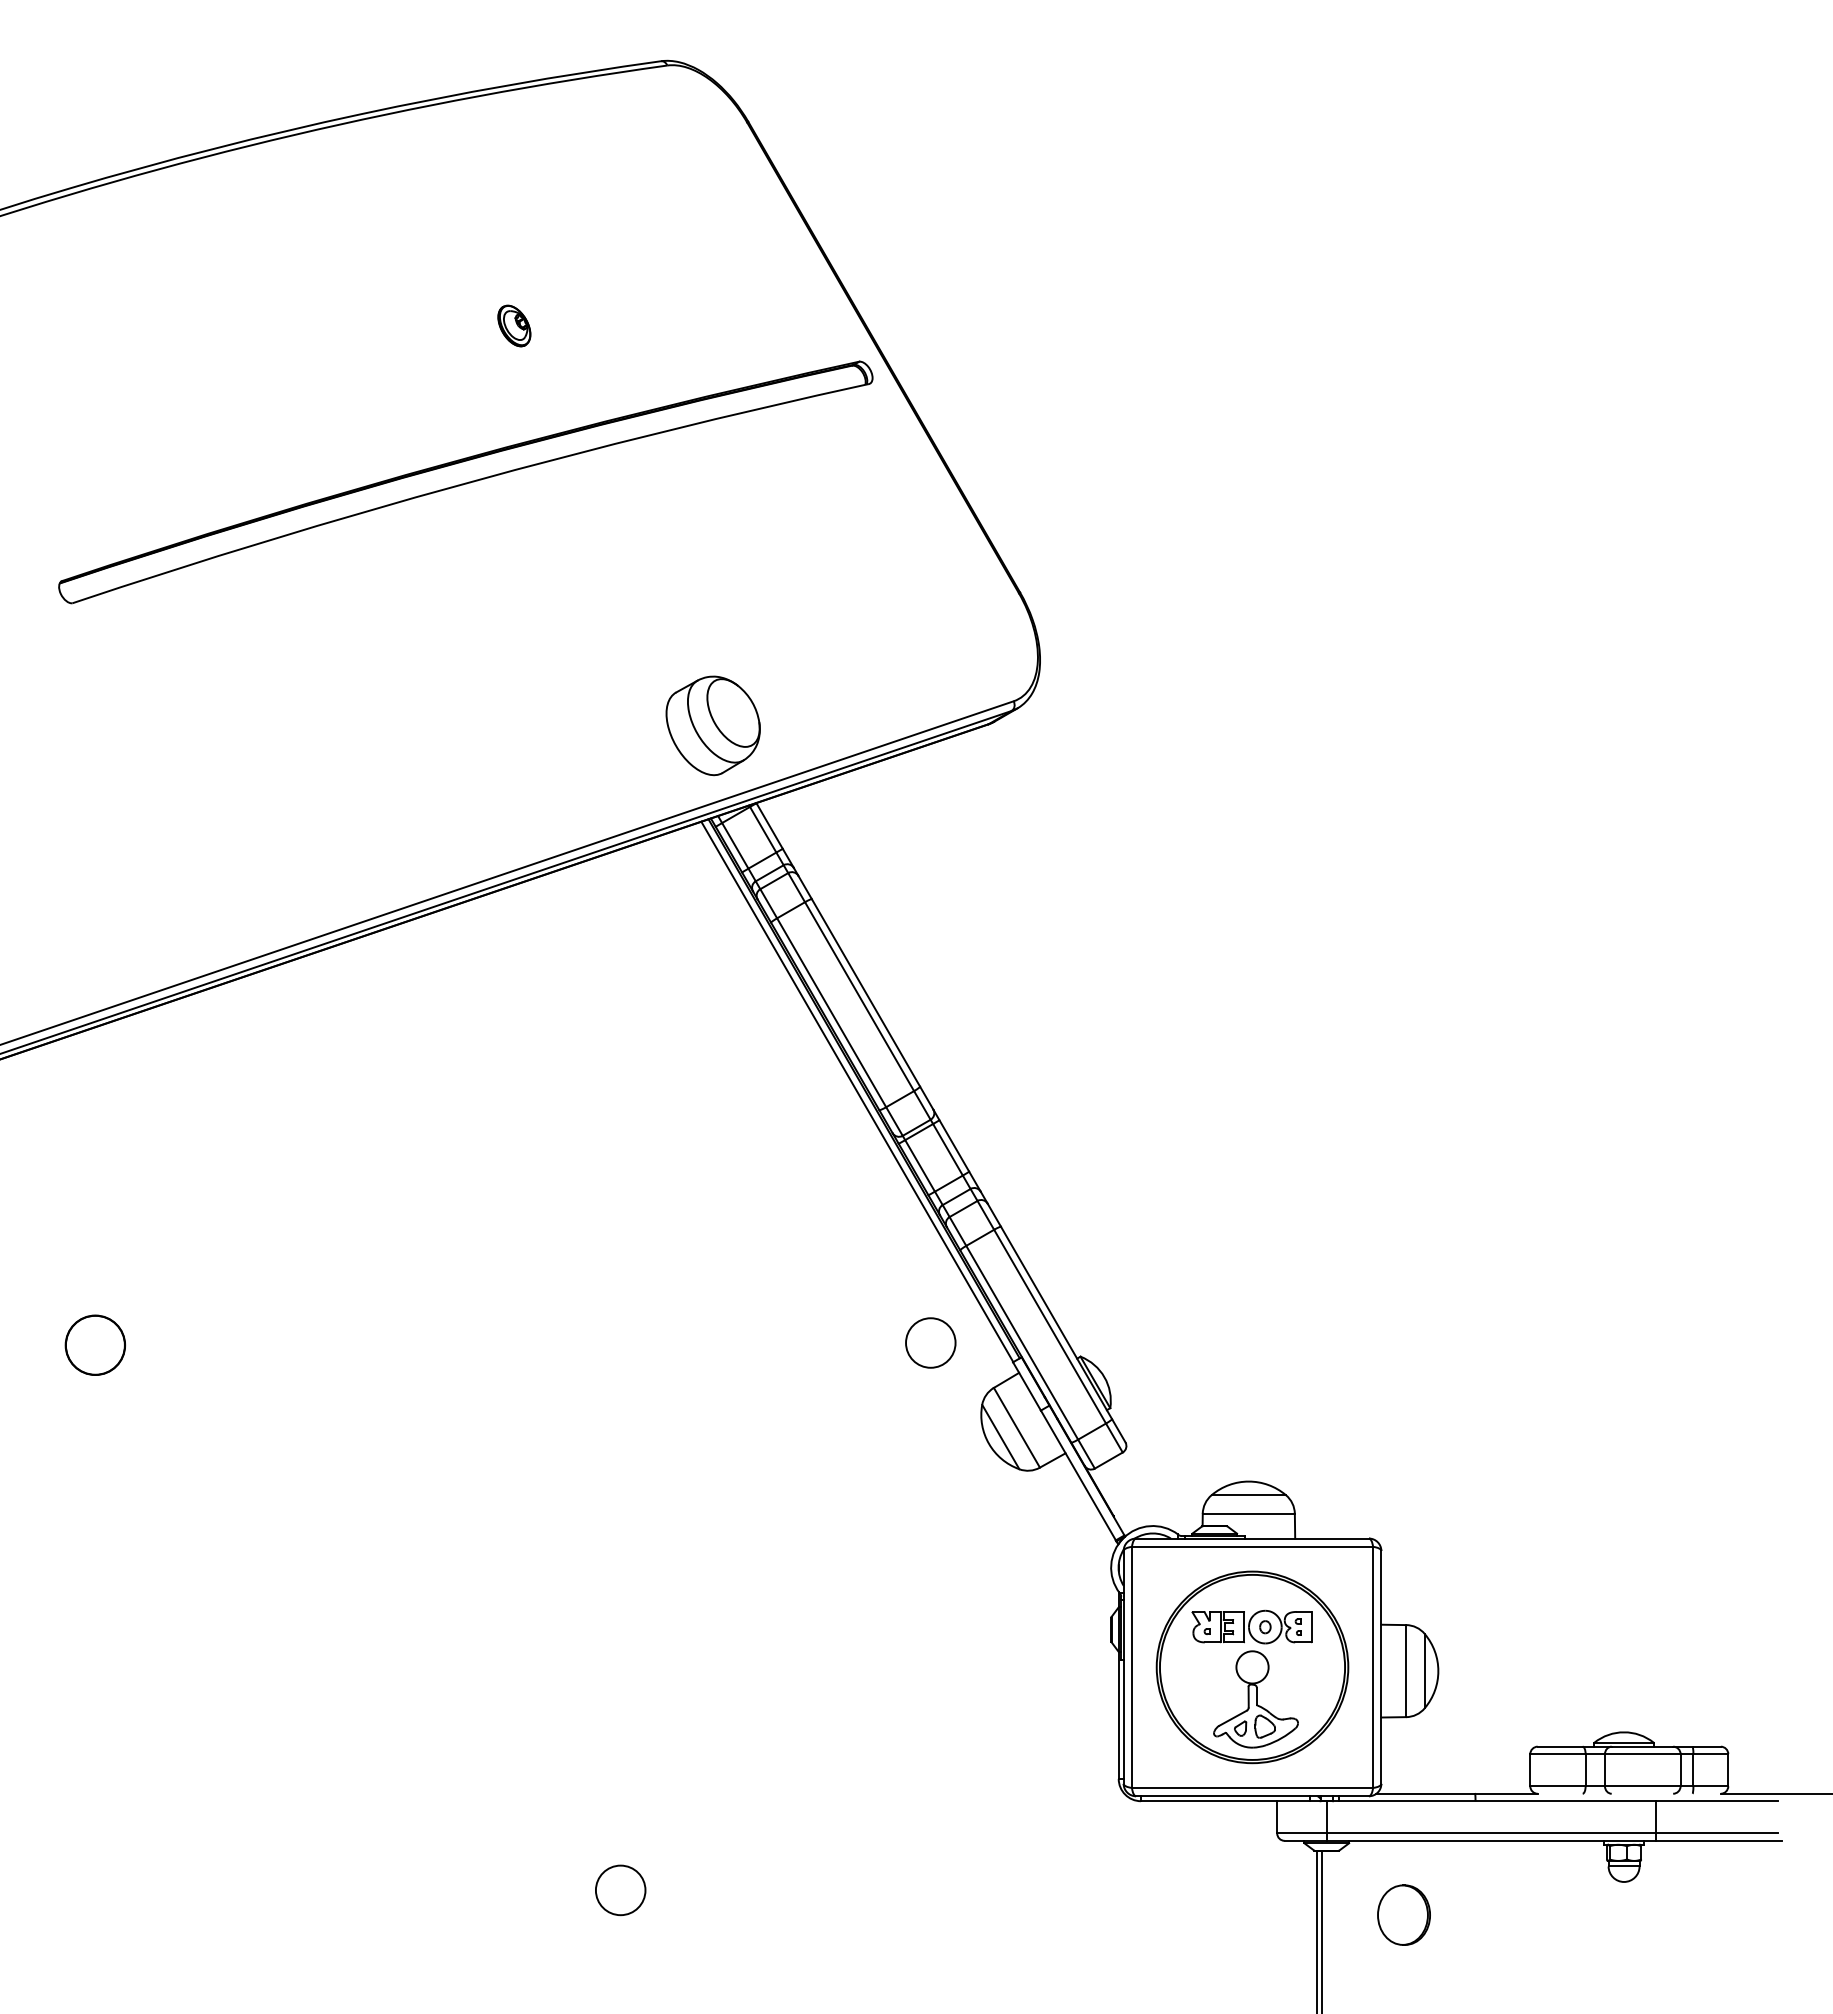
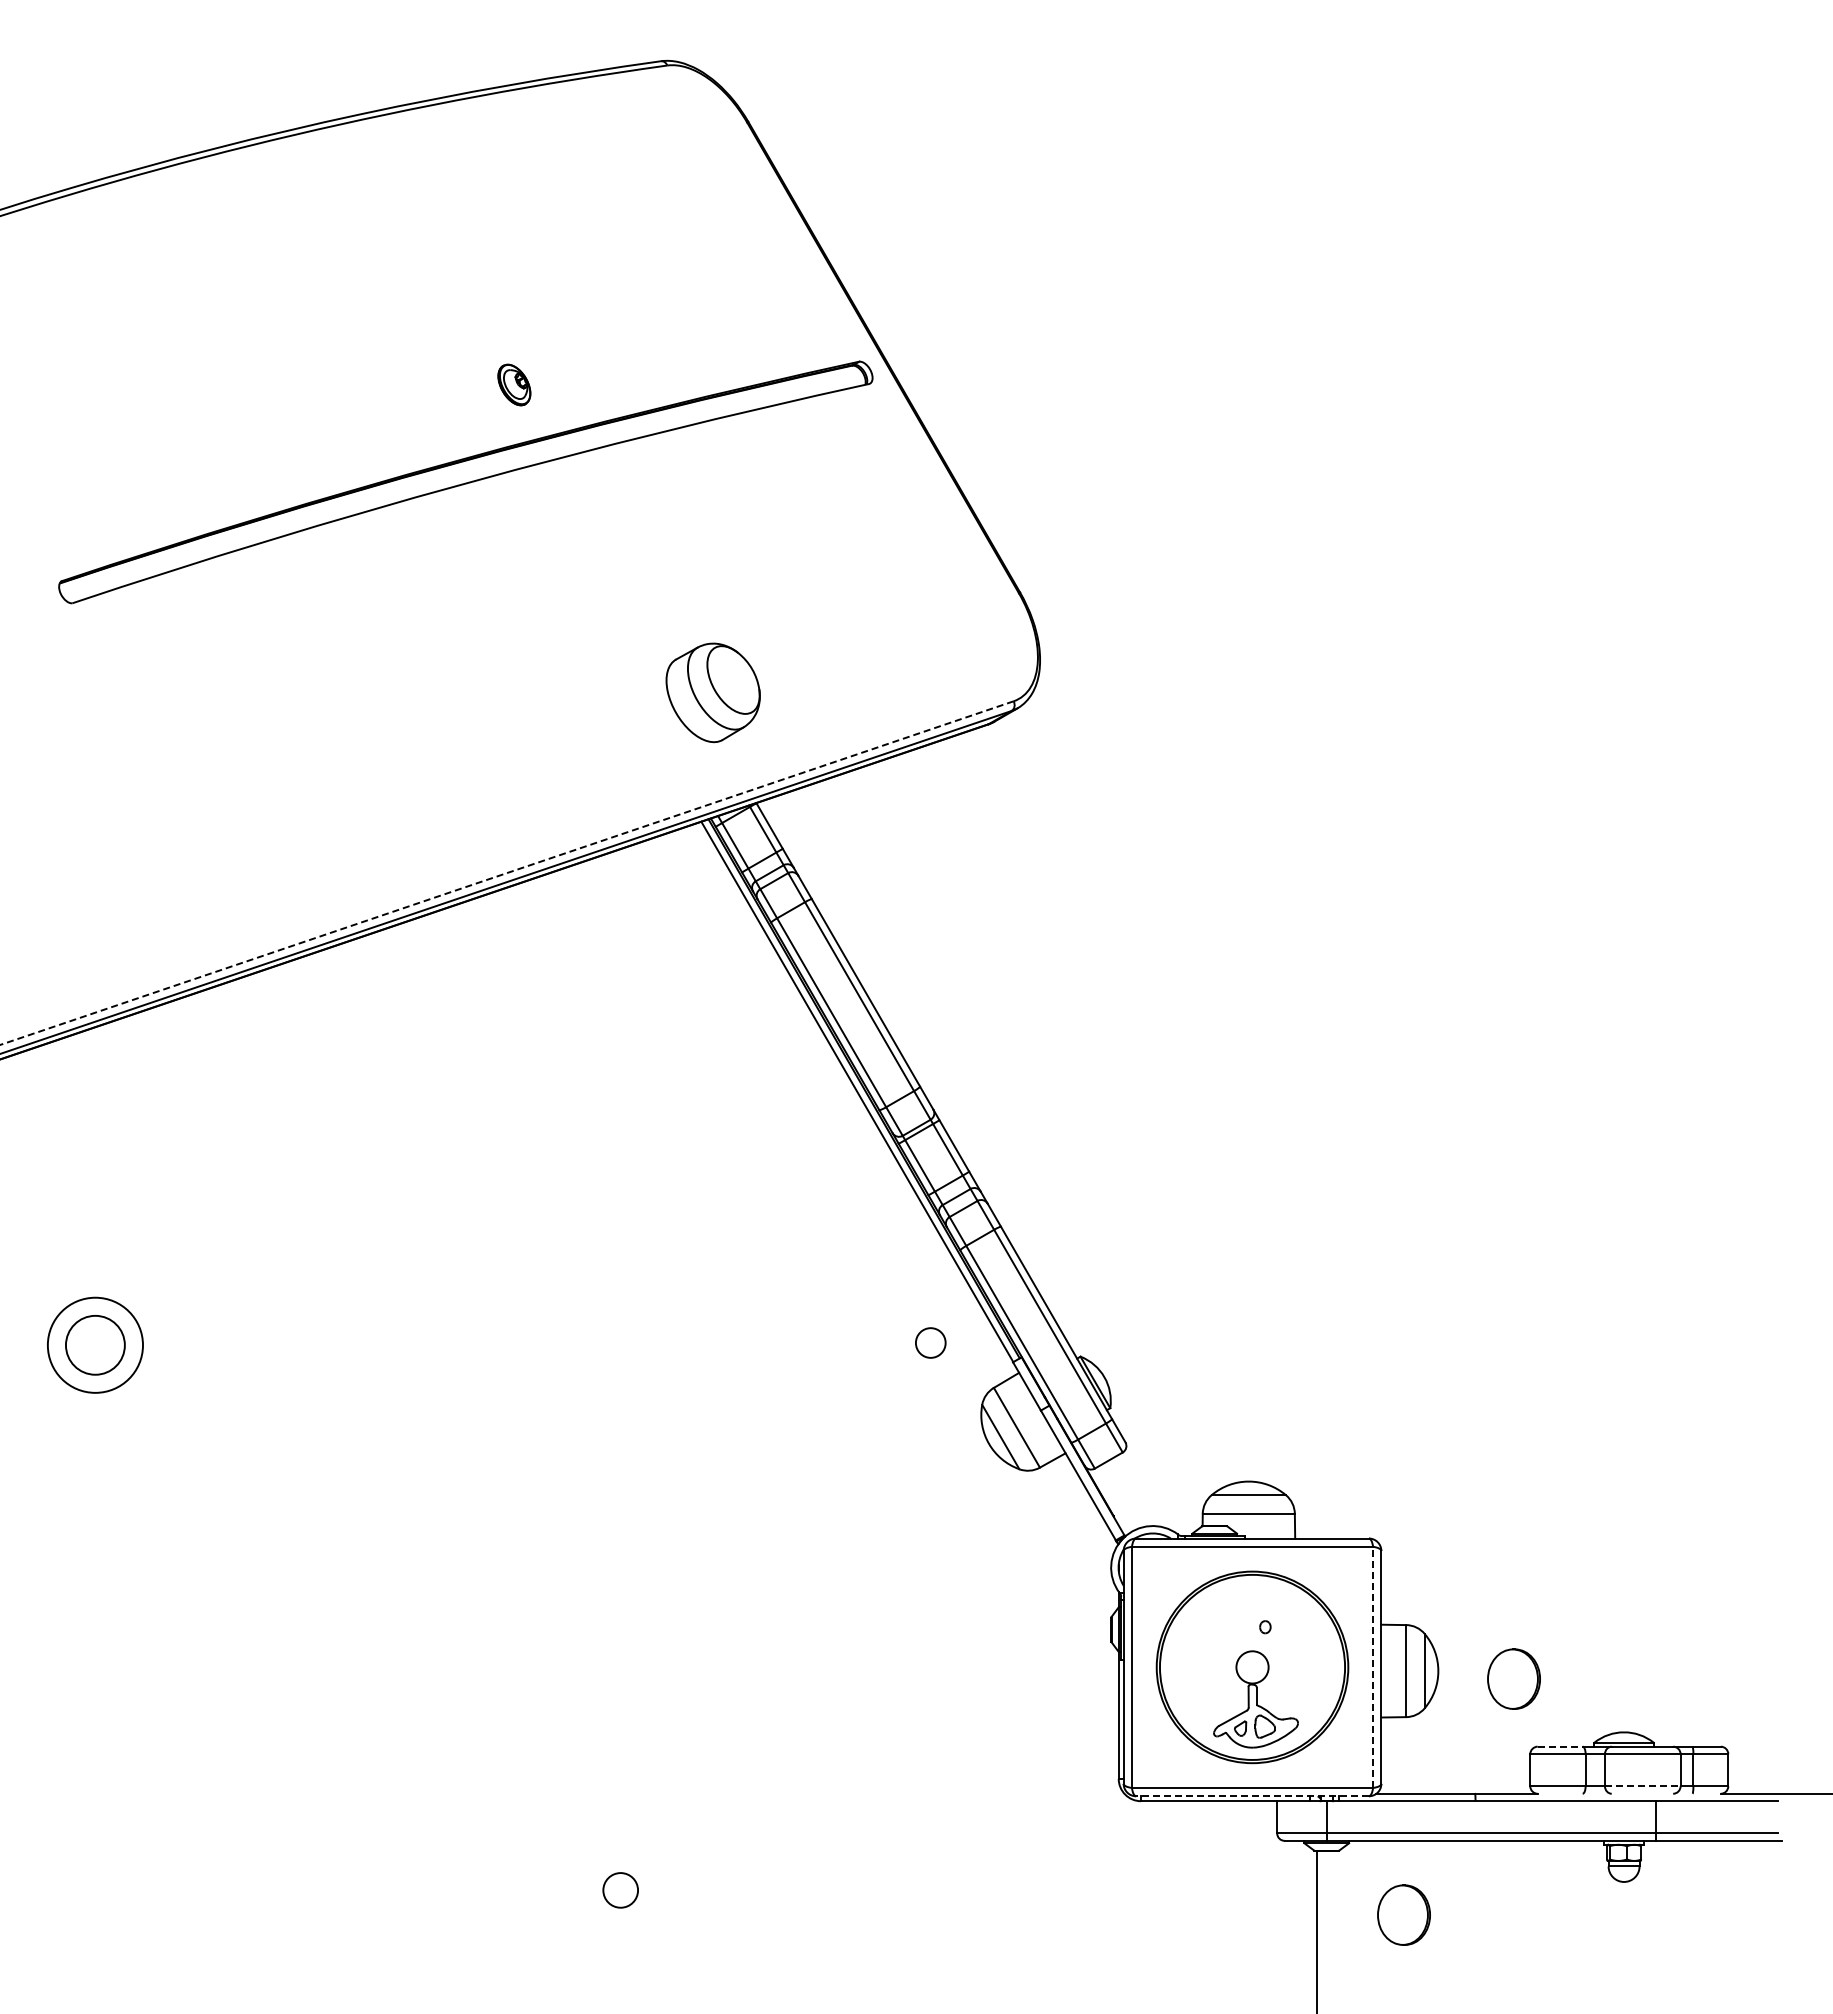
part position: (514, 325) -> (514, 384) (514, 384)
part position: (712, 725) -> (712, 692) (712, 692)
line: solid -> dashed (507, 873)
circle diameter: 50 px -> 30 px (930, 1342)
circle diameter: 59 px -> 95 px (95, 1344)
part: present -> none (1251, 1626)
line: solid -> dashed (1373, 1667)
part: none -> present (1513, 1678)
line: solid -> dashed (1560, 1746)
line: solid -> dashed (1642, 1786)
line: solid -> dashed (1252, 1796)
circle diameter: 50 px -> 35 px (620, 1890)
line: present -> none (1321, 1930)
